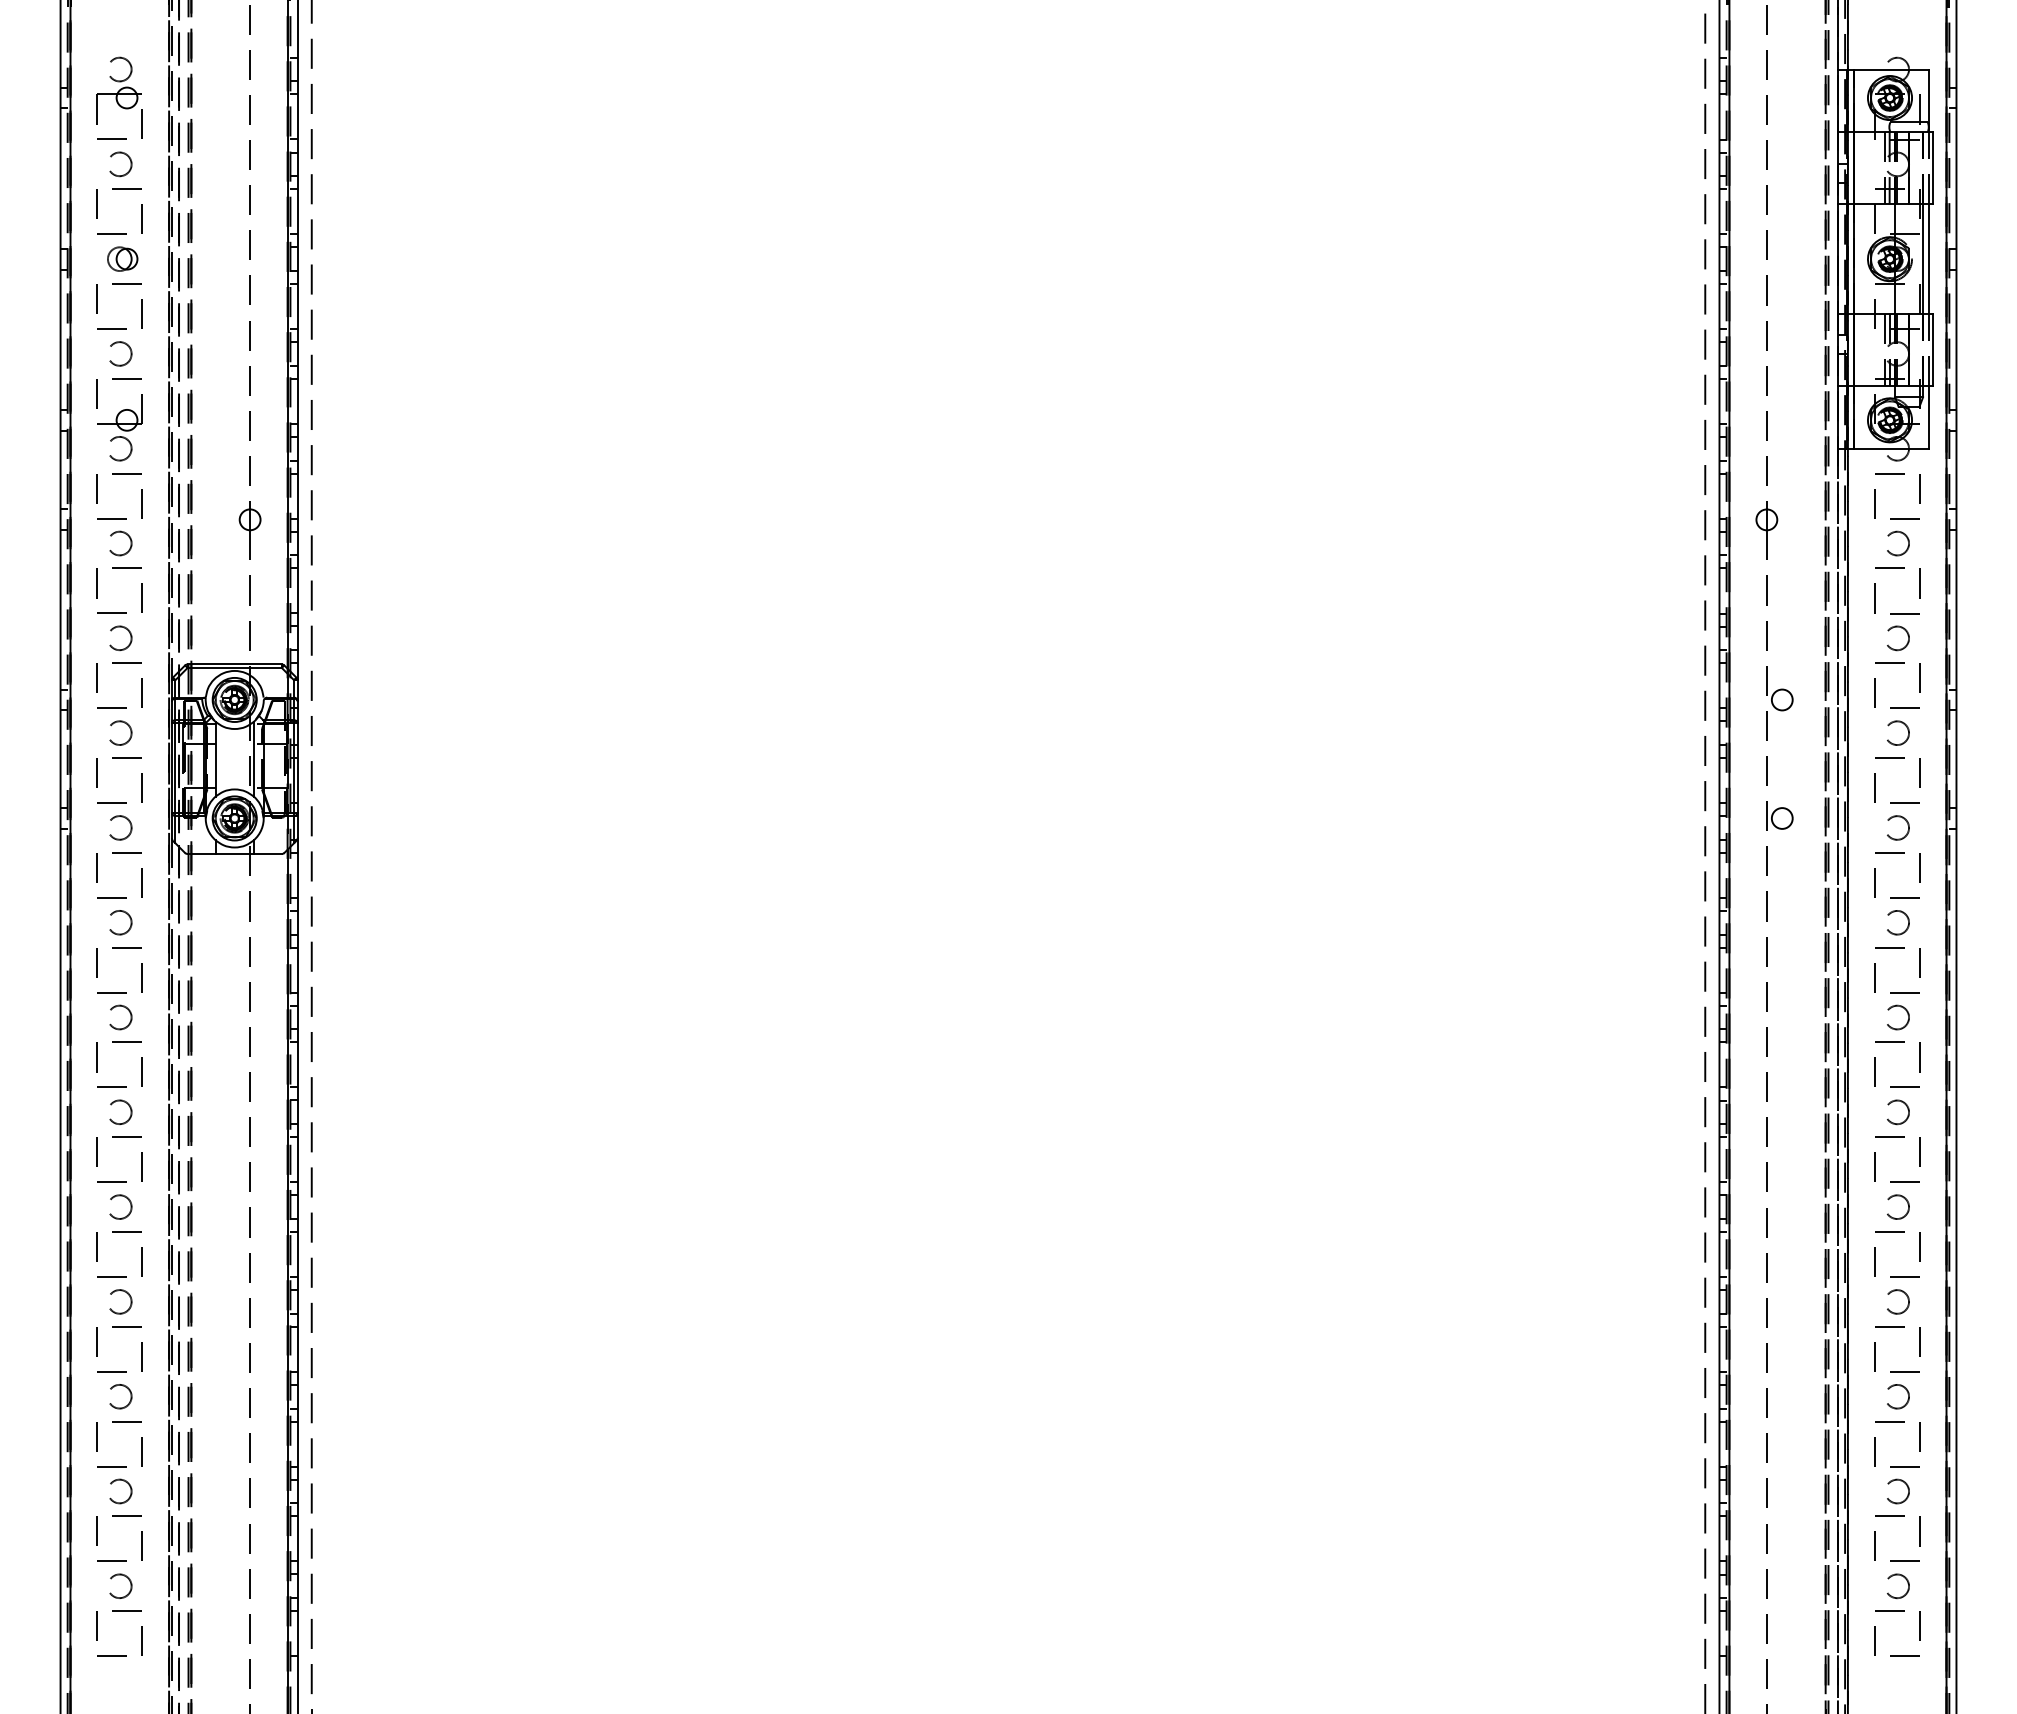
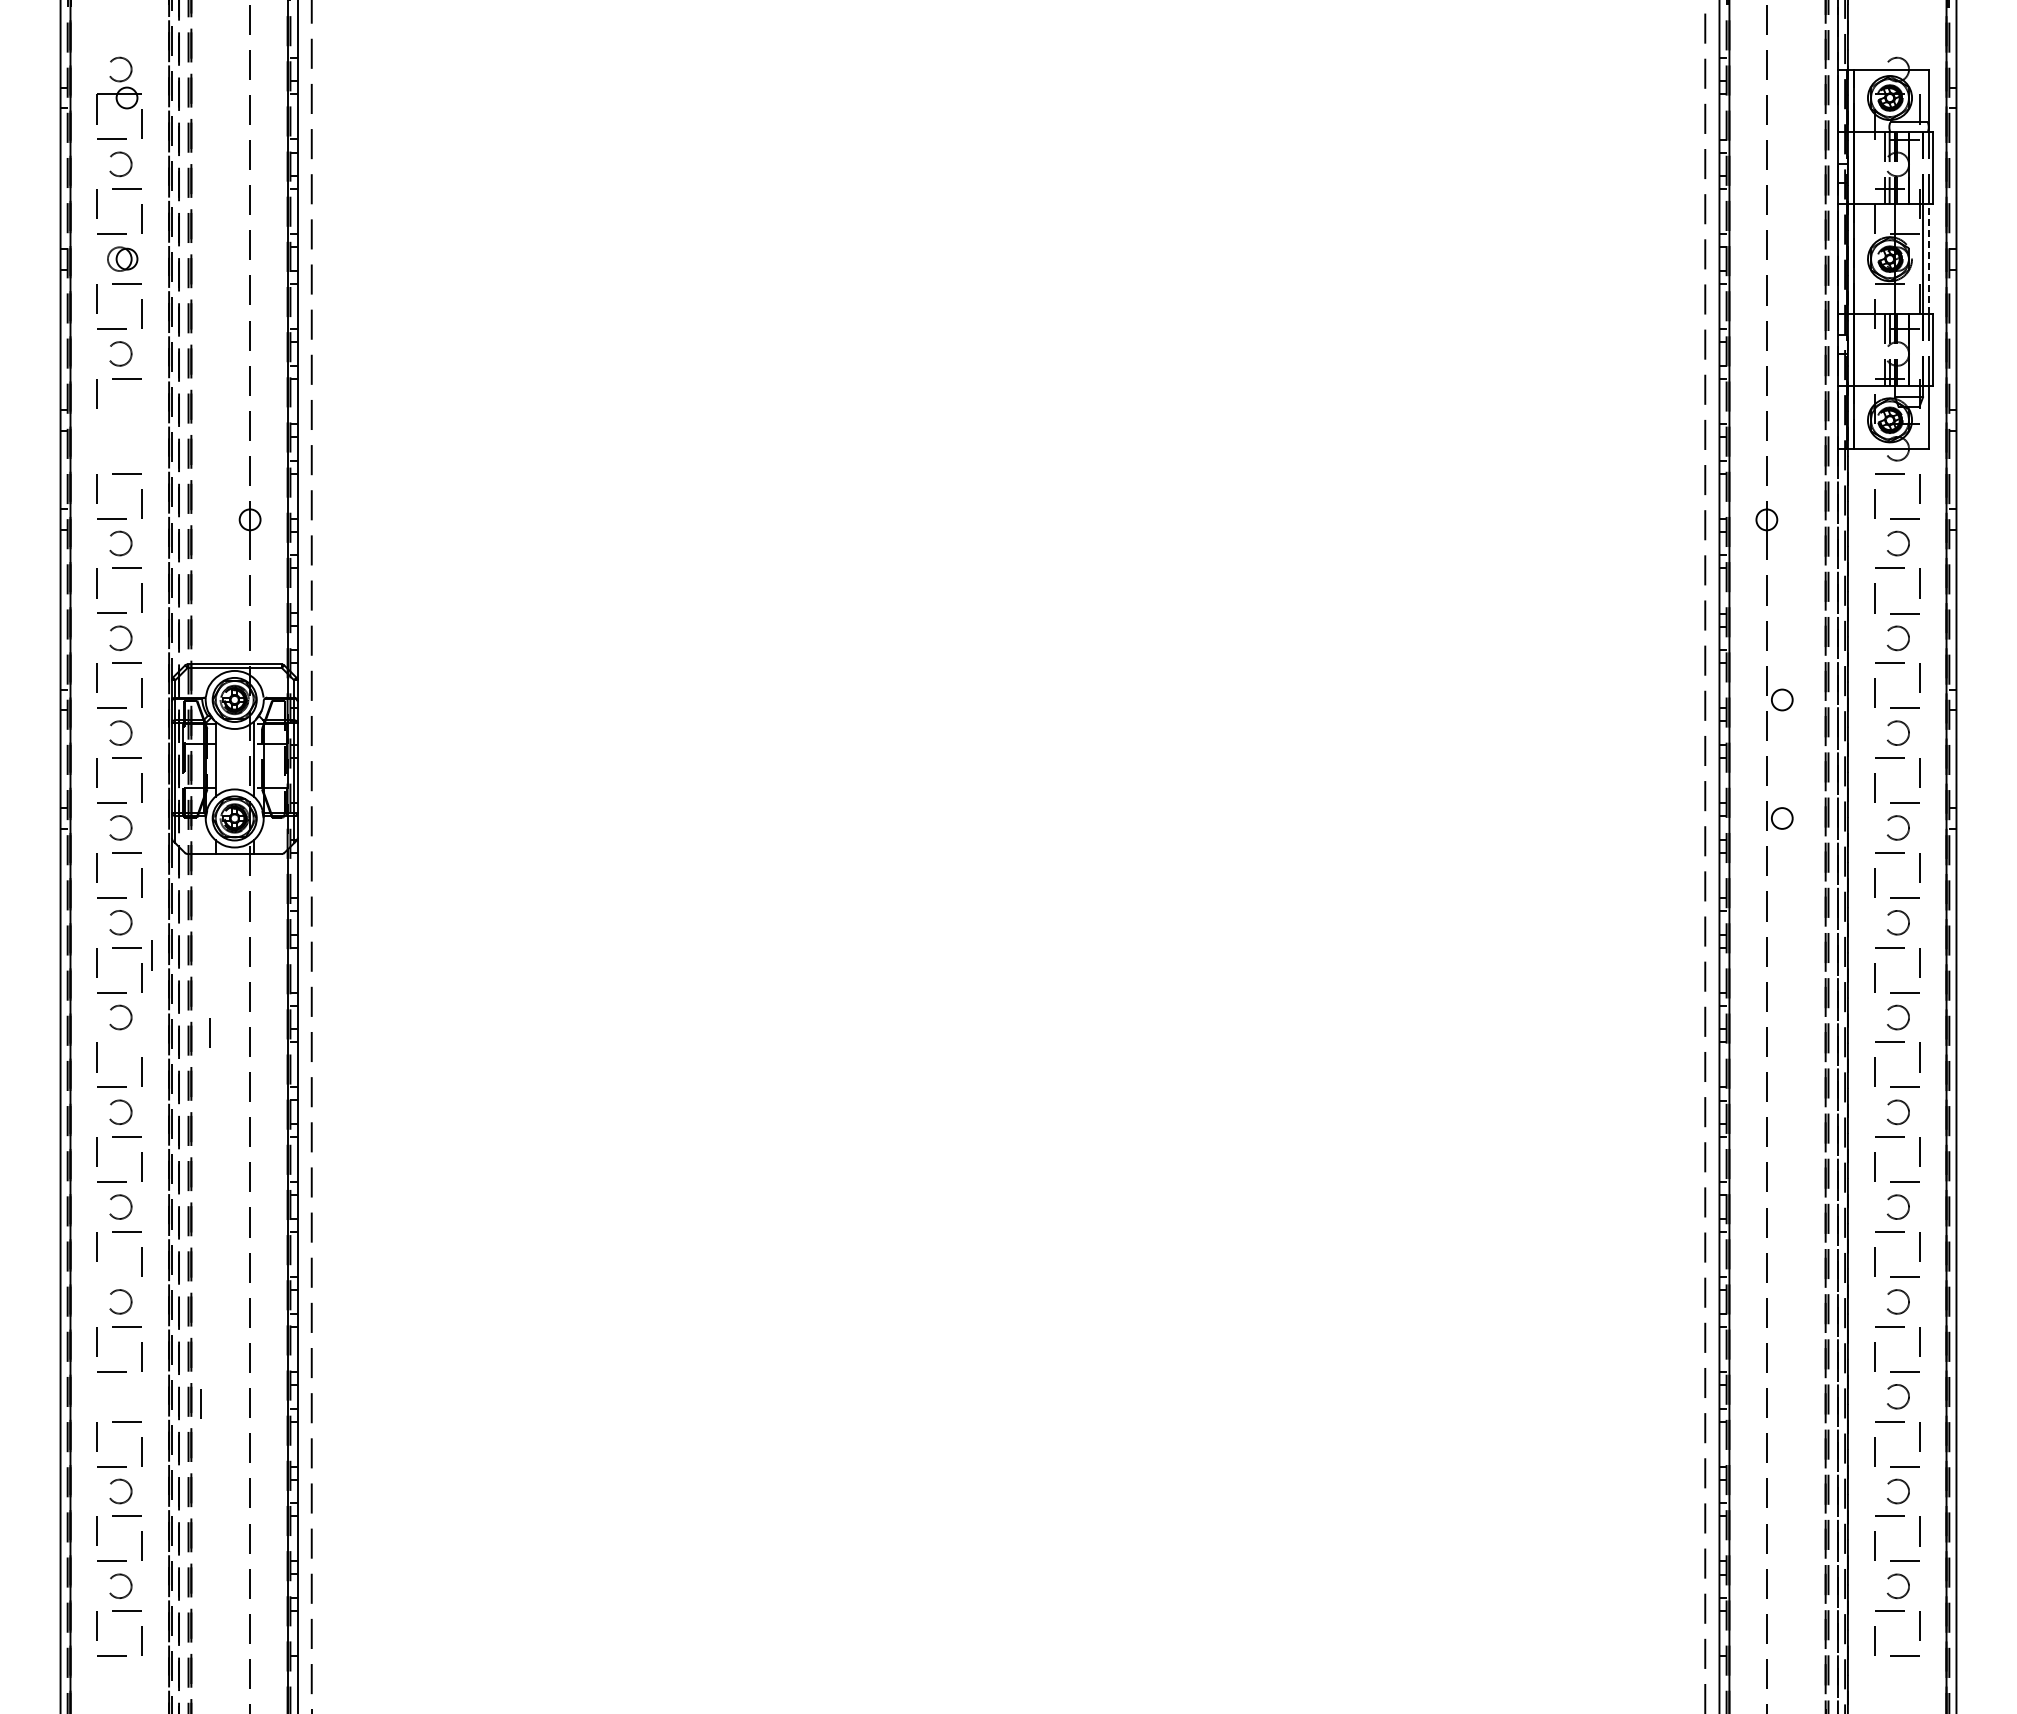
line: solid -> dashed (1929, 259)
part: present -> none (119, 427)
line: none -> present (151, 955)
line: none -> present (209, 1032)
line: present -> none (126, 1041)
line: present -> none (111, 1276)
circle: present -> none (120, 1396)
line: none -> present (200, 1403)
